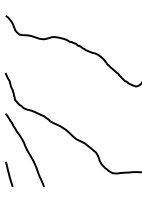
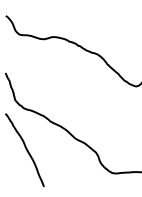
line: present -> none (9, 173)
